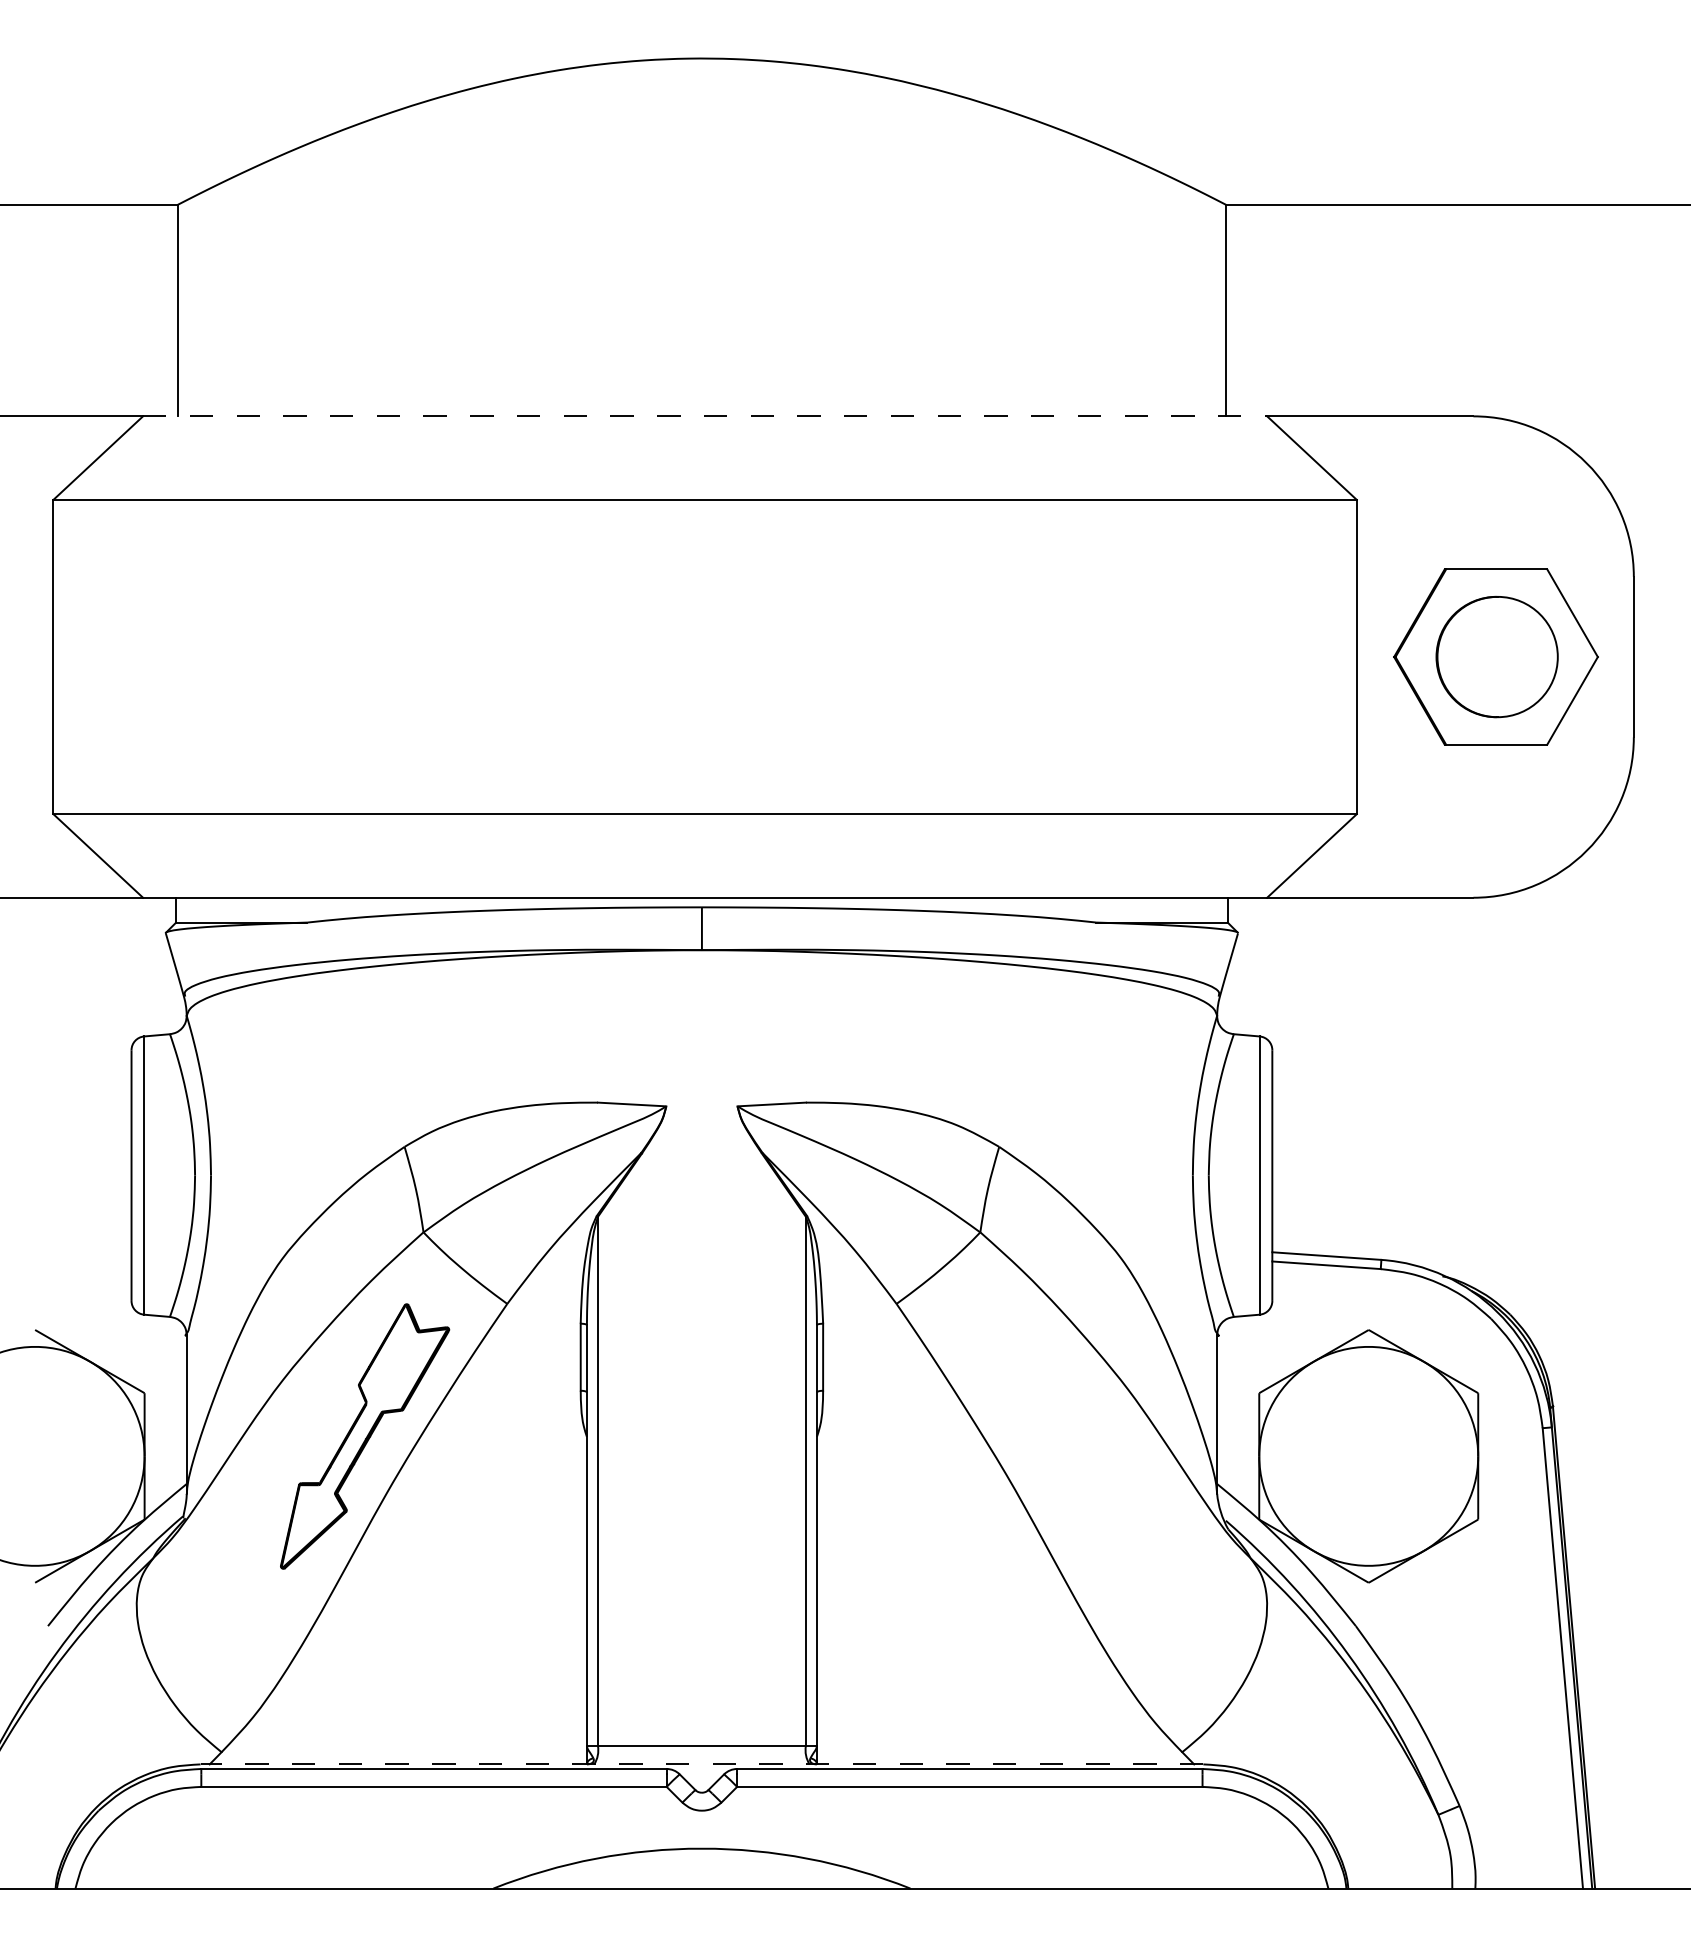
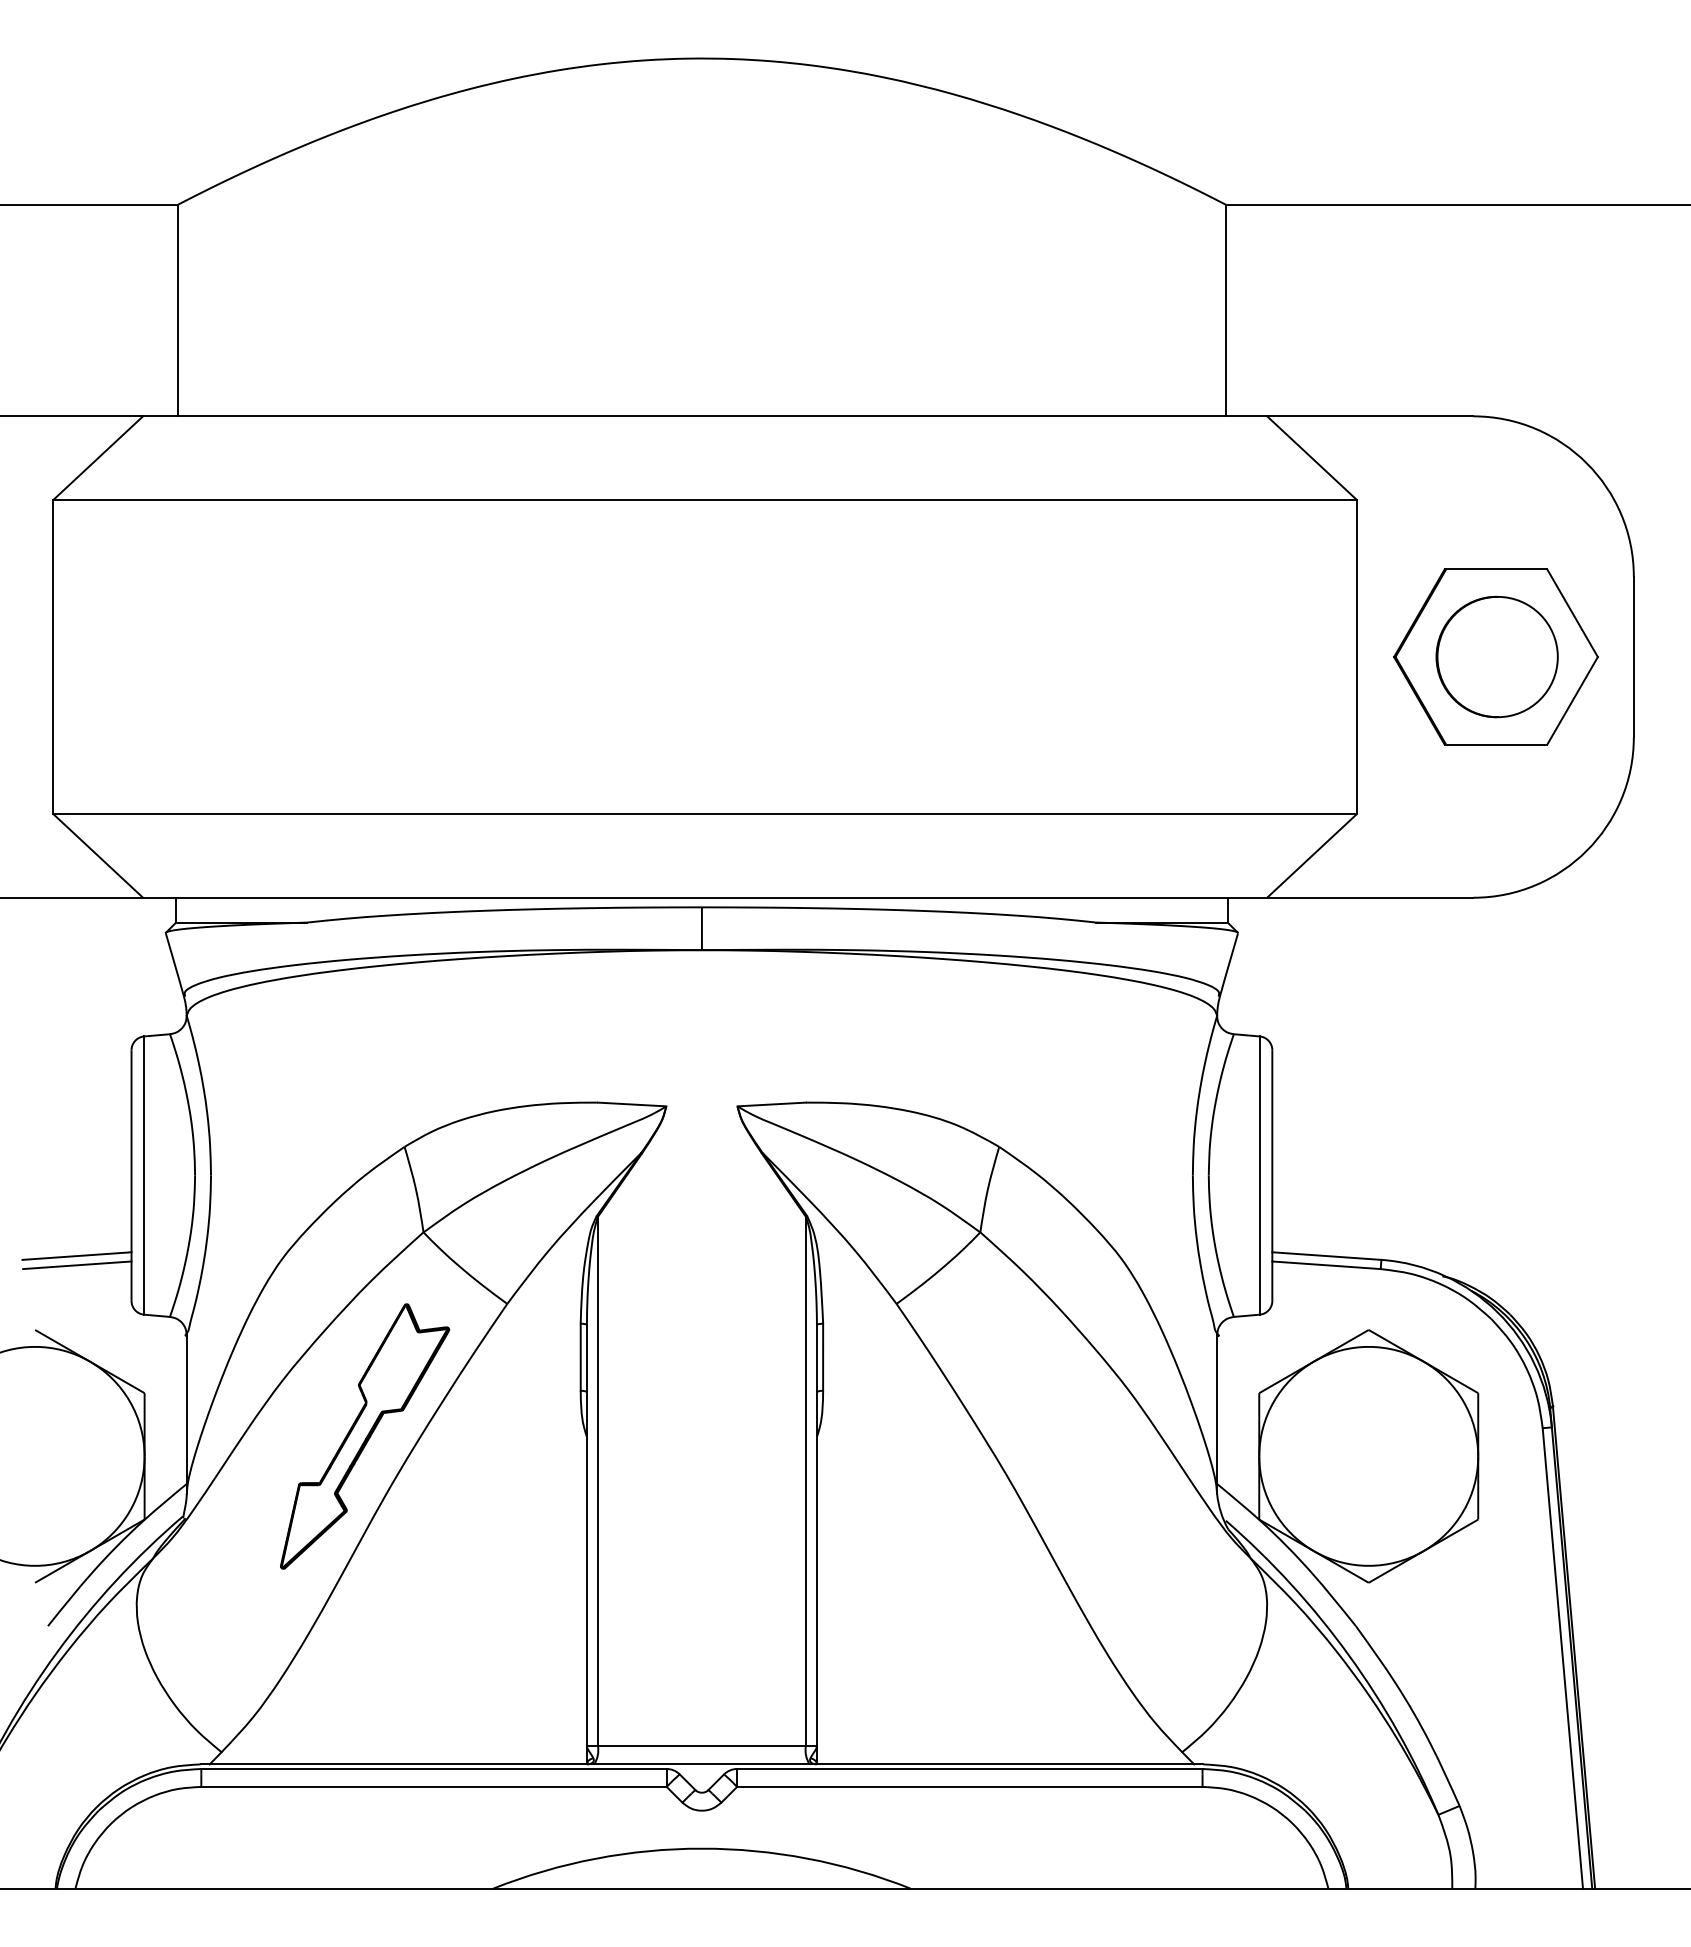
line: dashed -> solid (705, 416)
line: none -> present (76, 1255)
line: none -> present (77, 1265)
line: dashed -> solid (701, 1764)
